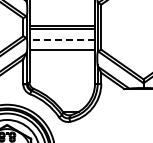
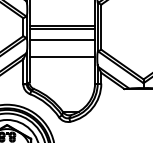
line: dashed -> solid (62, 39)
line position: (62, 50) -> (62, 57) (62, 57)
